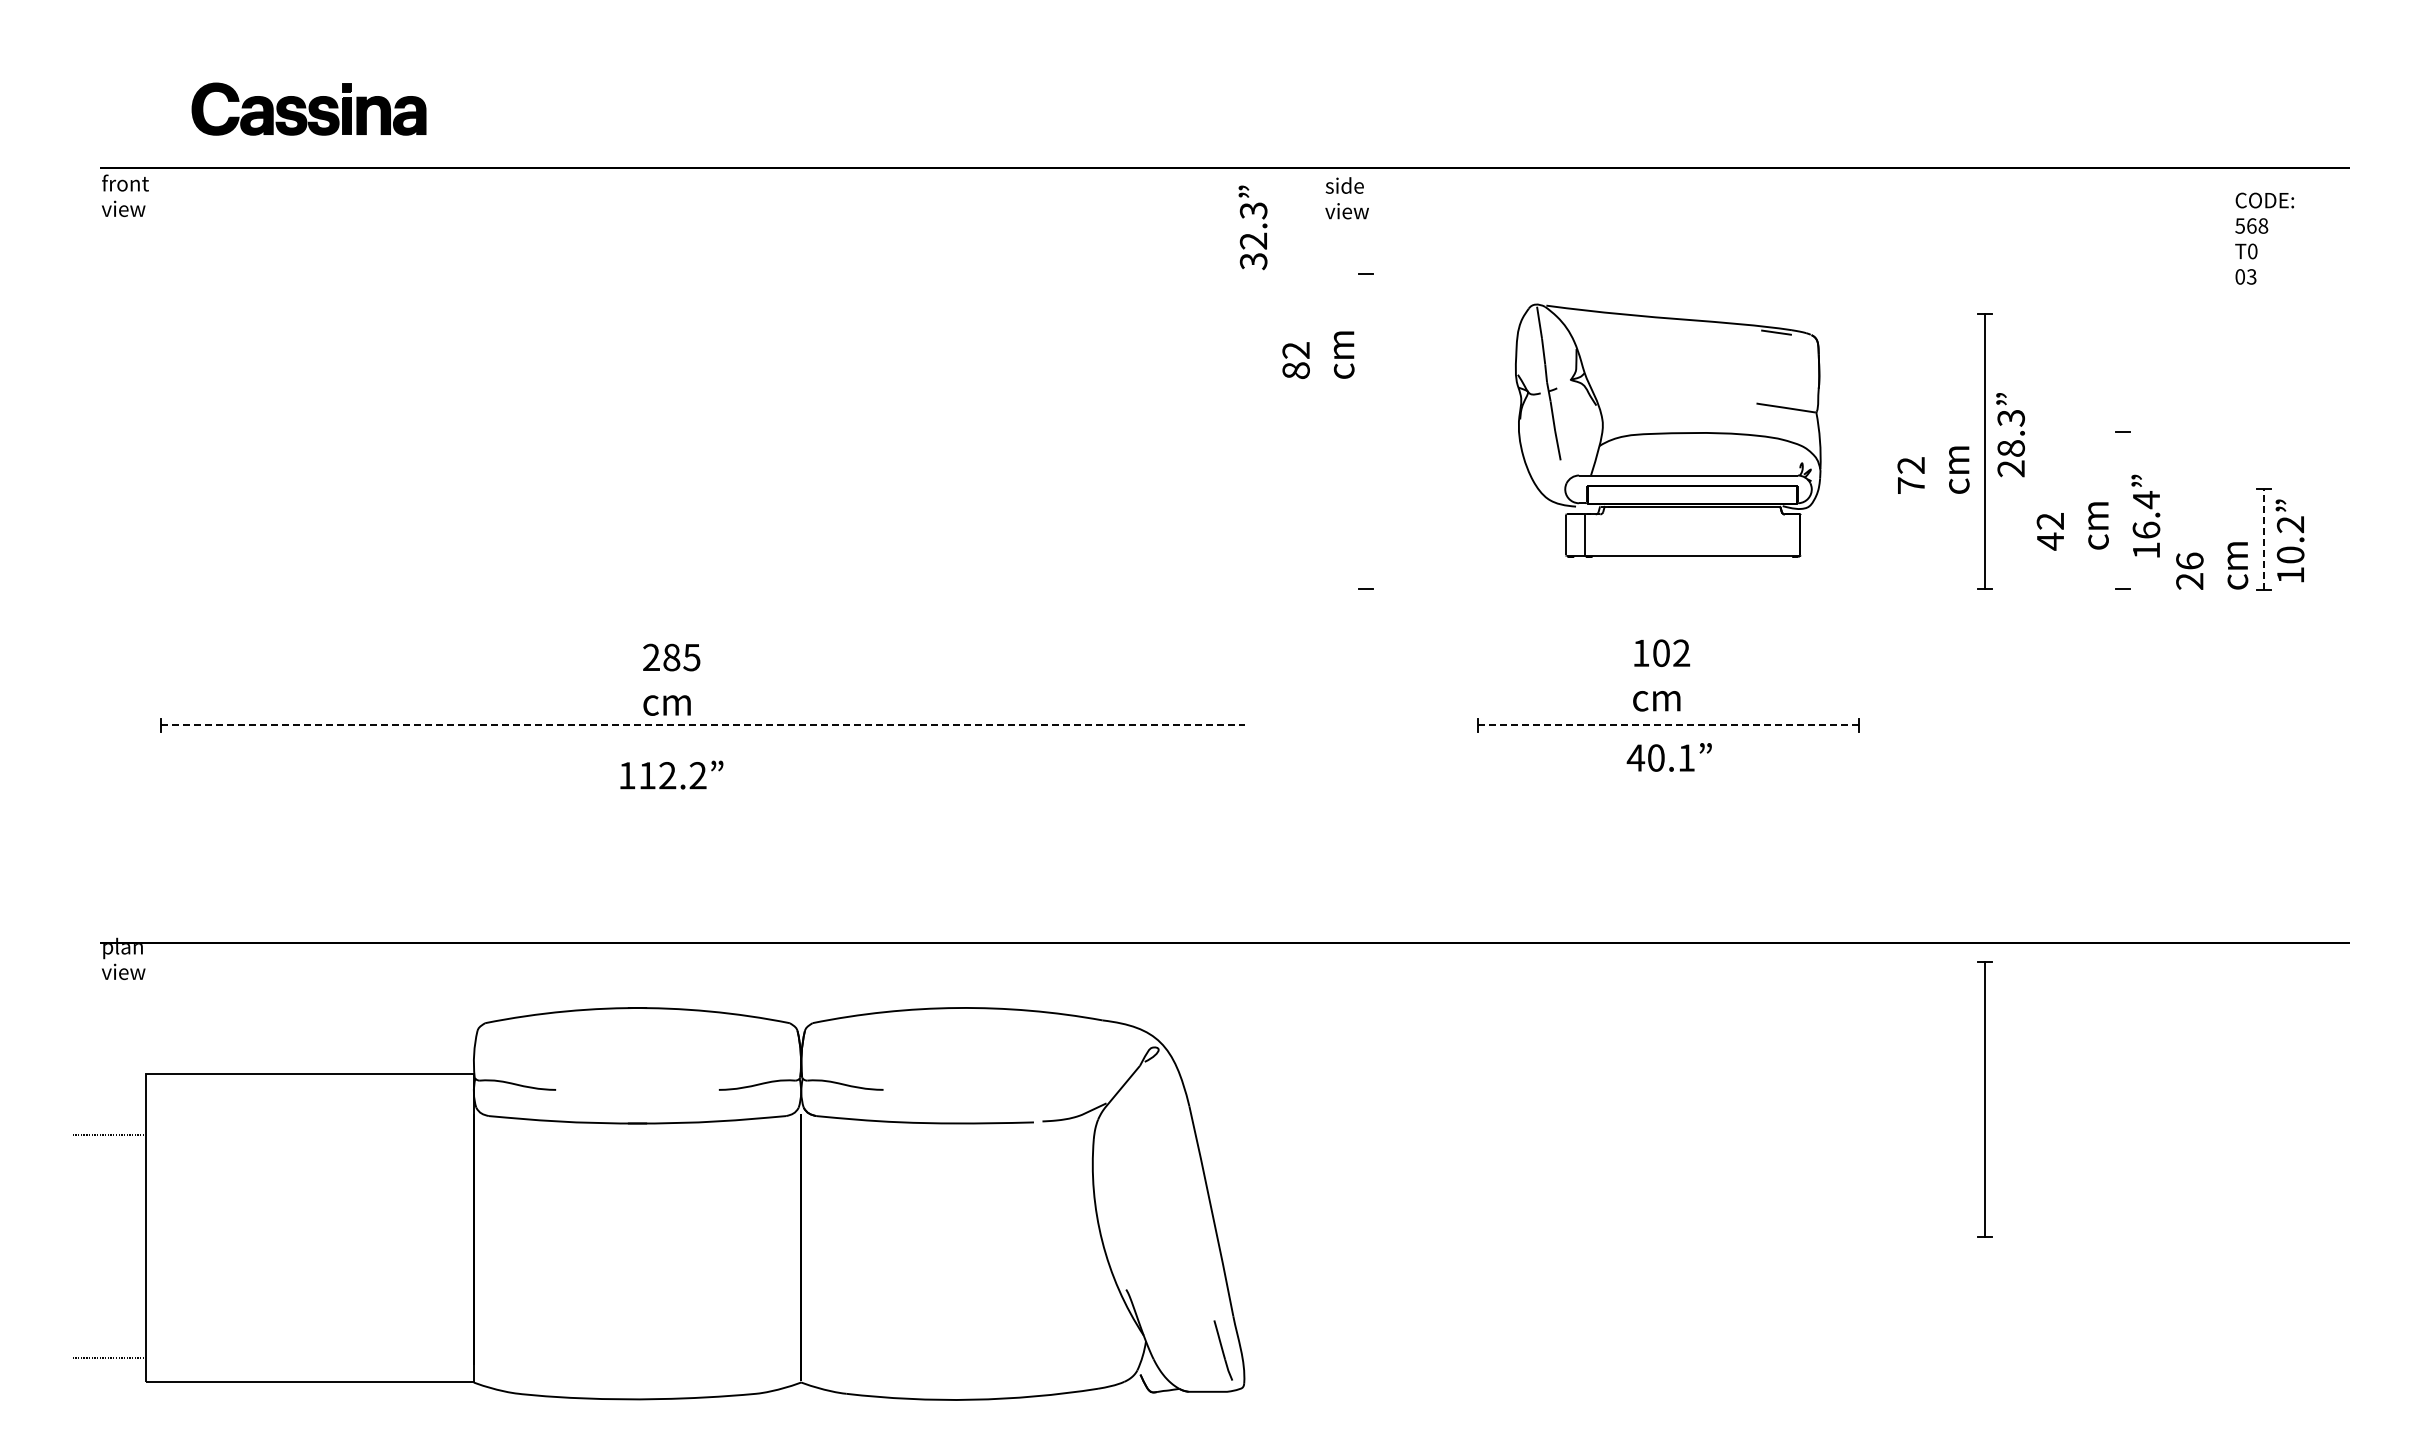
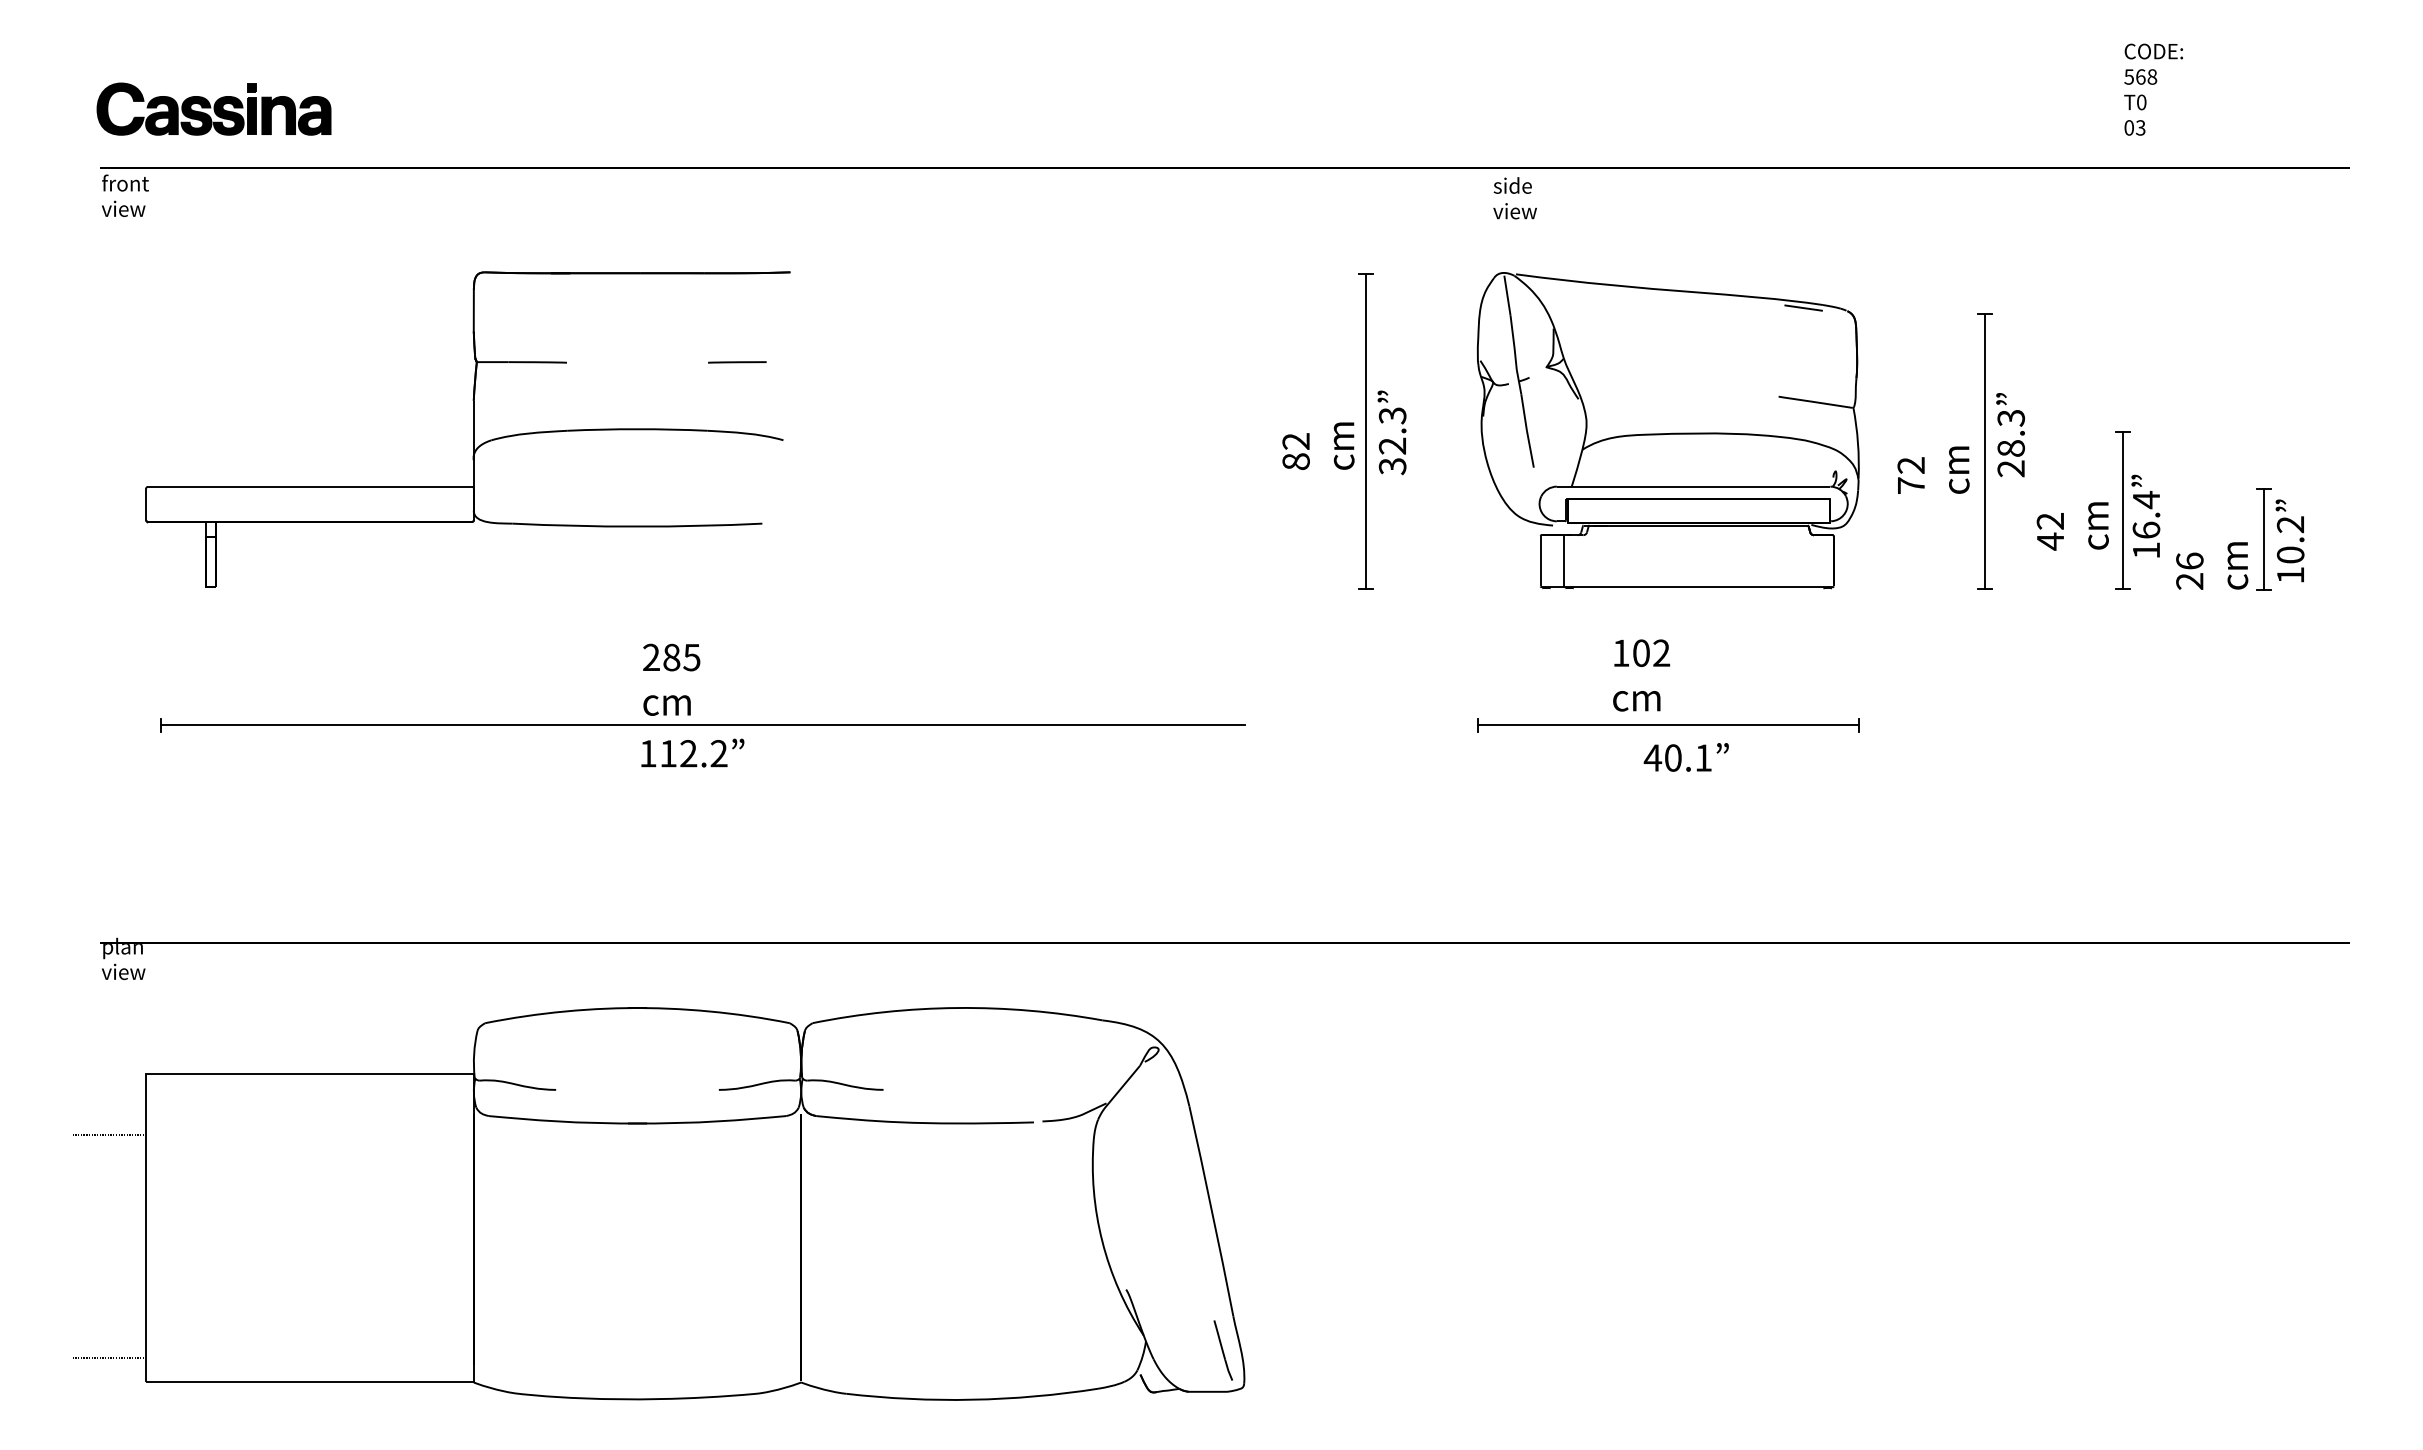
part position: (308, 108) -> (213, 108) (213, 108)
text position: (1346, 198) -> (1514, 198) (1514, 198)
text position: (1252, 227) -> (1391, 432) (1391, 432)
text position: (2264, 238) -> (2153, 89) (2153, 89)
text position: (1318, 354) -> (1318, 445) (1318, 445)
part: none -> present (467, 429)
line: none -> present (1365, 430)
part size: 307x255 px -> 384x318 px (1667, 430)
line: none -> present (2122, 510)
line: dashed -> solid (2263, 539)
text position: (1661, 675) -> (1641, 675) (1641, 675)
line: dashed -> solid (703, 725)
line: dashed -> solid (1668, 725)
text position: (1668, 757) -> (1685, 757) (1685, 757)
text position: (671, 774) -> (692, 752) (692, 752)
part: present -> none (1984, 1099)
